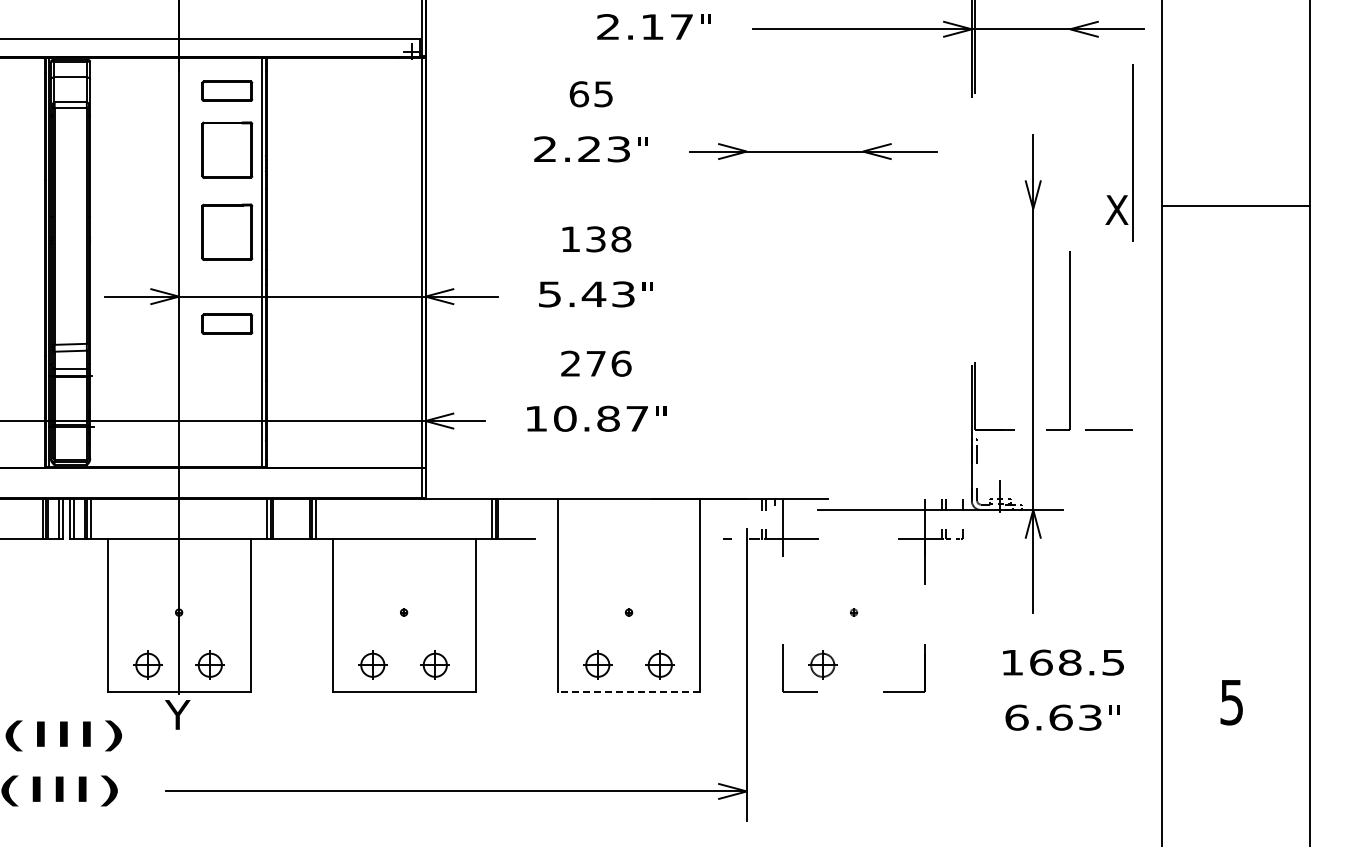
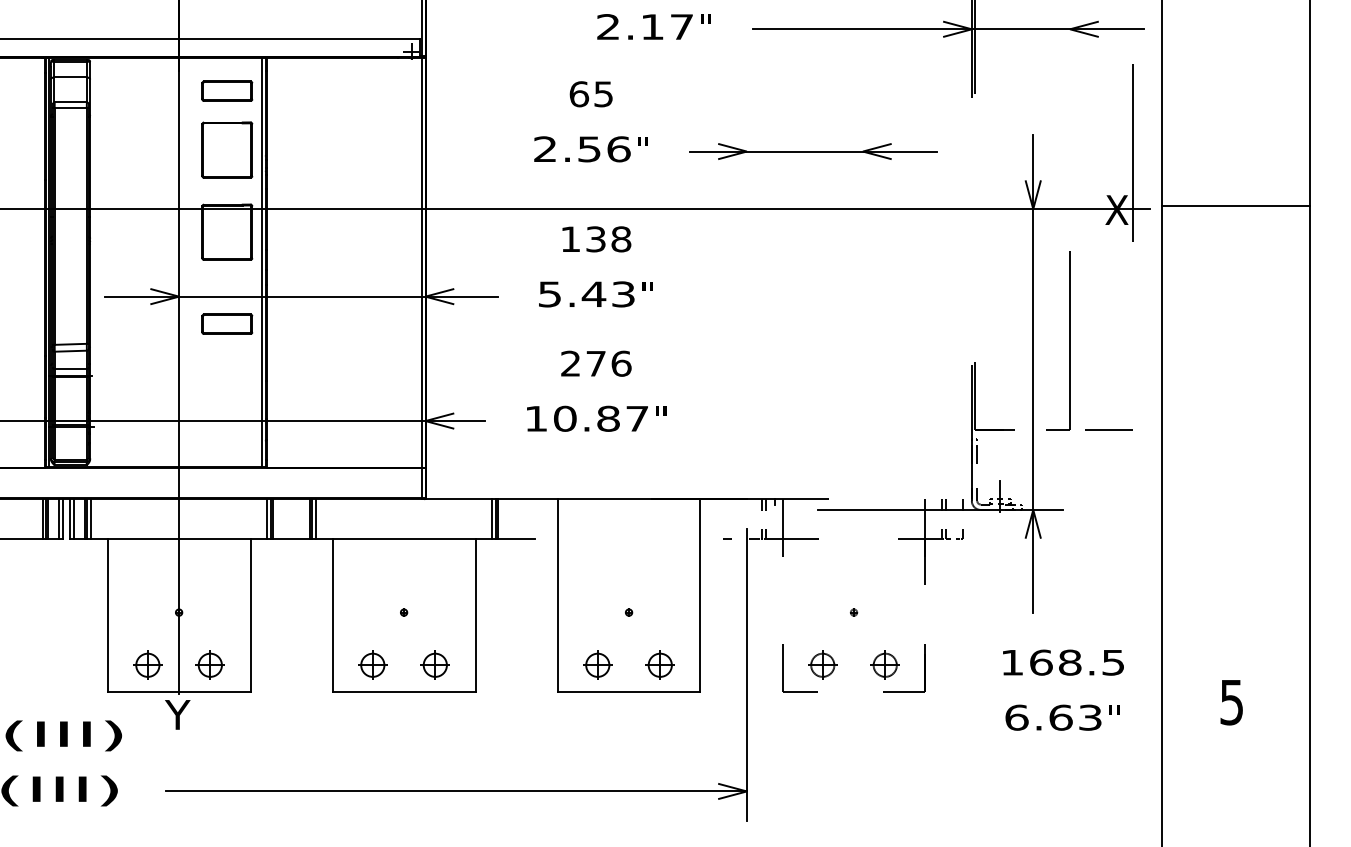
text: 2.23 -> 2.56 (604, 149)
line: none -> present (576, 209)
part: none -> present (884, 664)
line: dashed -> solid (628, 692)
